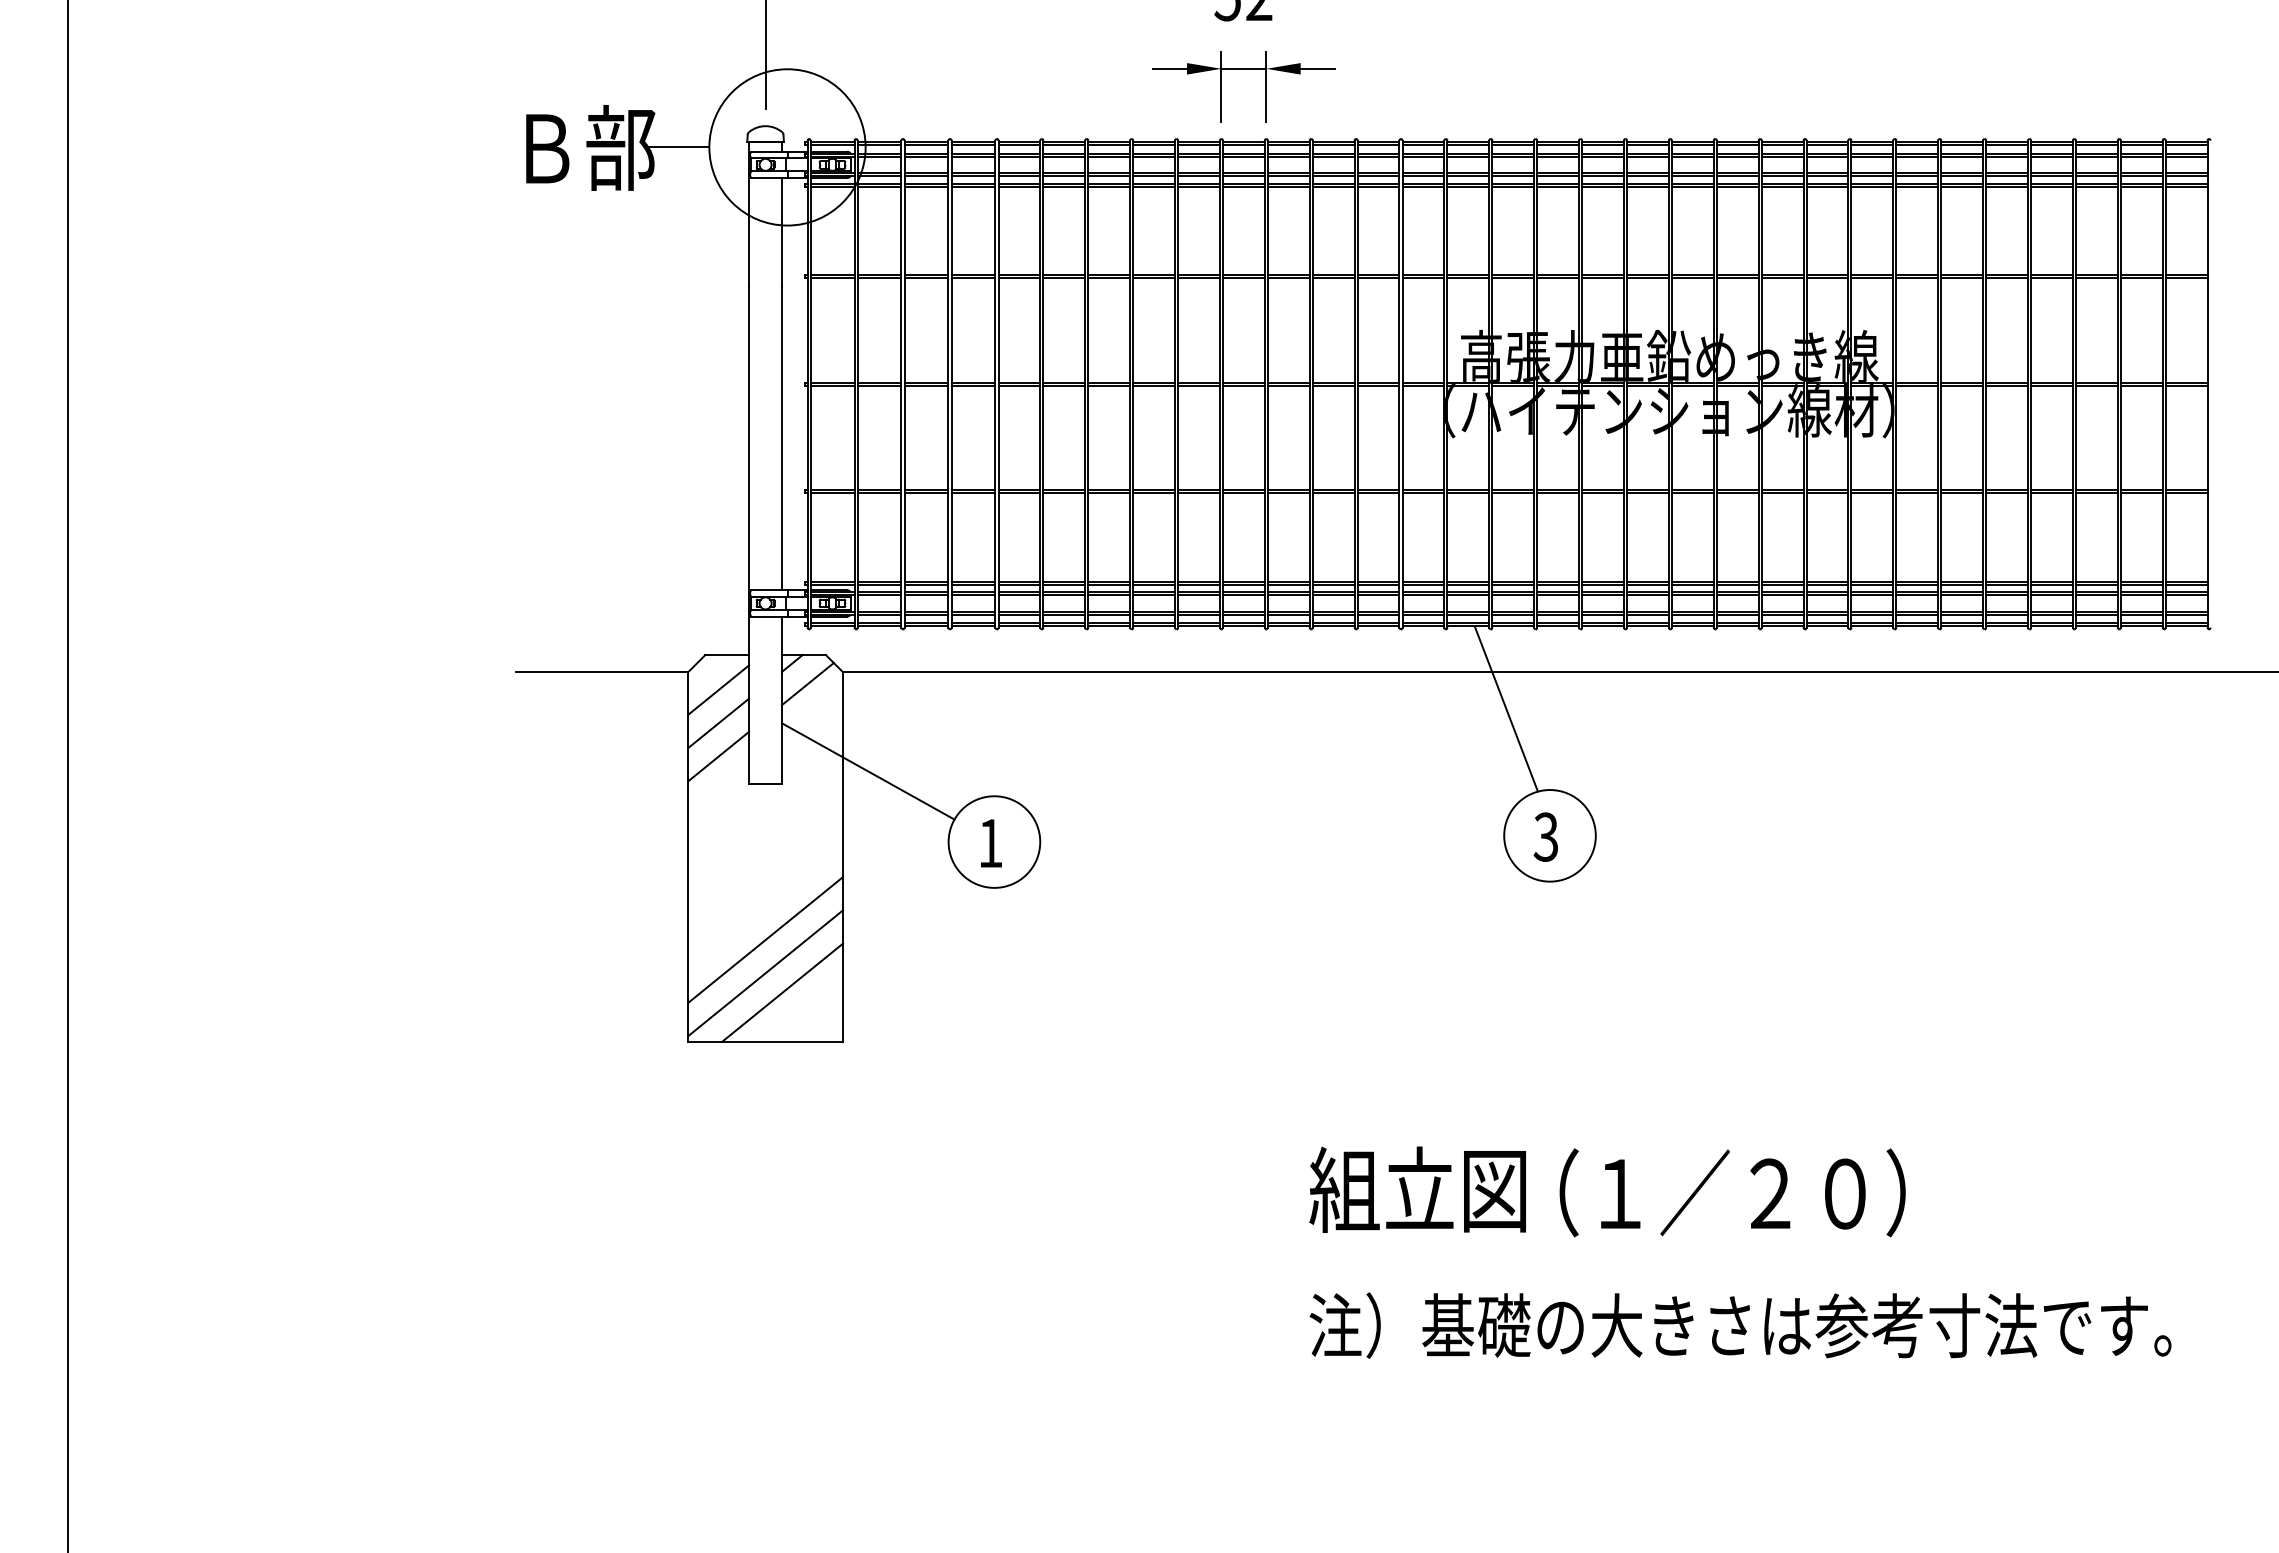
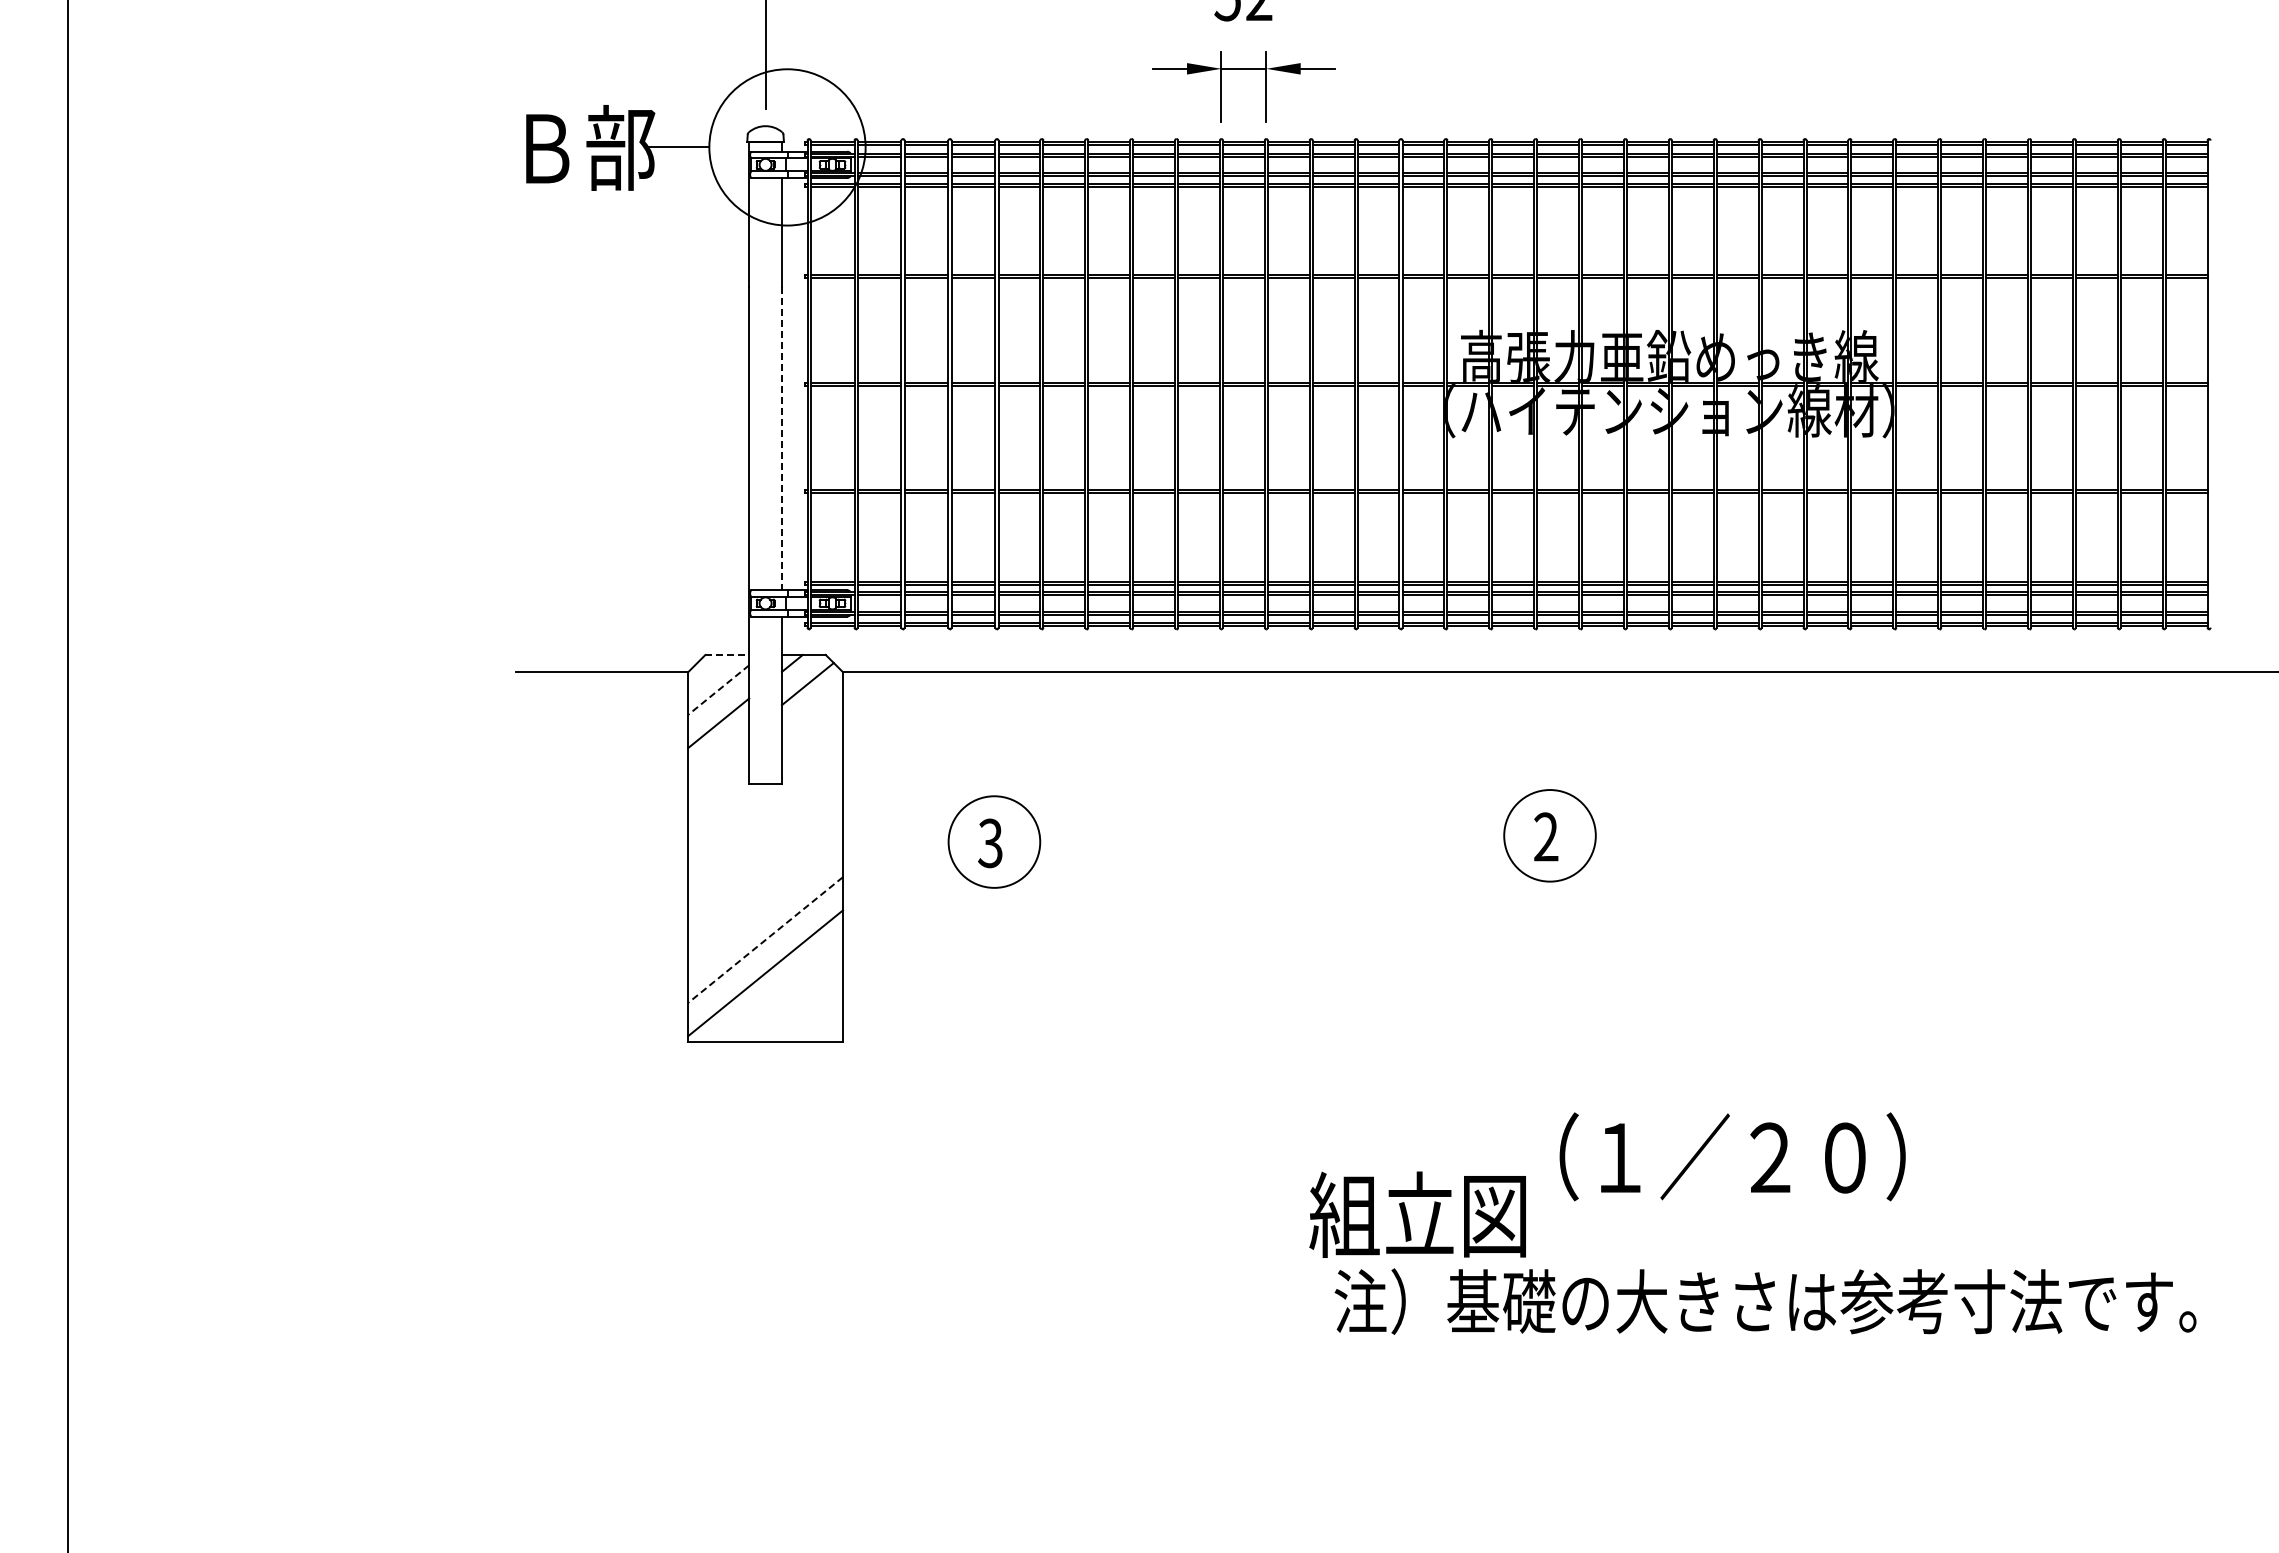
line: solid -> dashed (781, 439)
line: solid -> dashed (727, 654)
line: solid -> dashed (718, 690)
line: present -> none (1505, 708)
line: present -> none (718, 756)
line: present -> none (867, 771)
text: 3 -> 2 (1545, 836)
text: 1 -> 3 (990, 843)
line: solid -> dashed (765, 940)
line: present -> none (782, 992)
text position: (1417, 1189) -> (1417, 1214) (1417, 1214)
text position: (1732, 1192) -> (1732, 1156) (1732, 1156)
text position: (1740, 1325) -> (1765, 1301) (1765, 1301)
